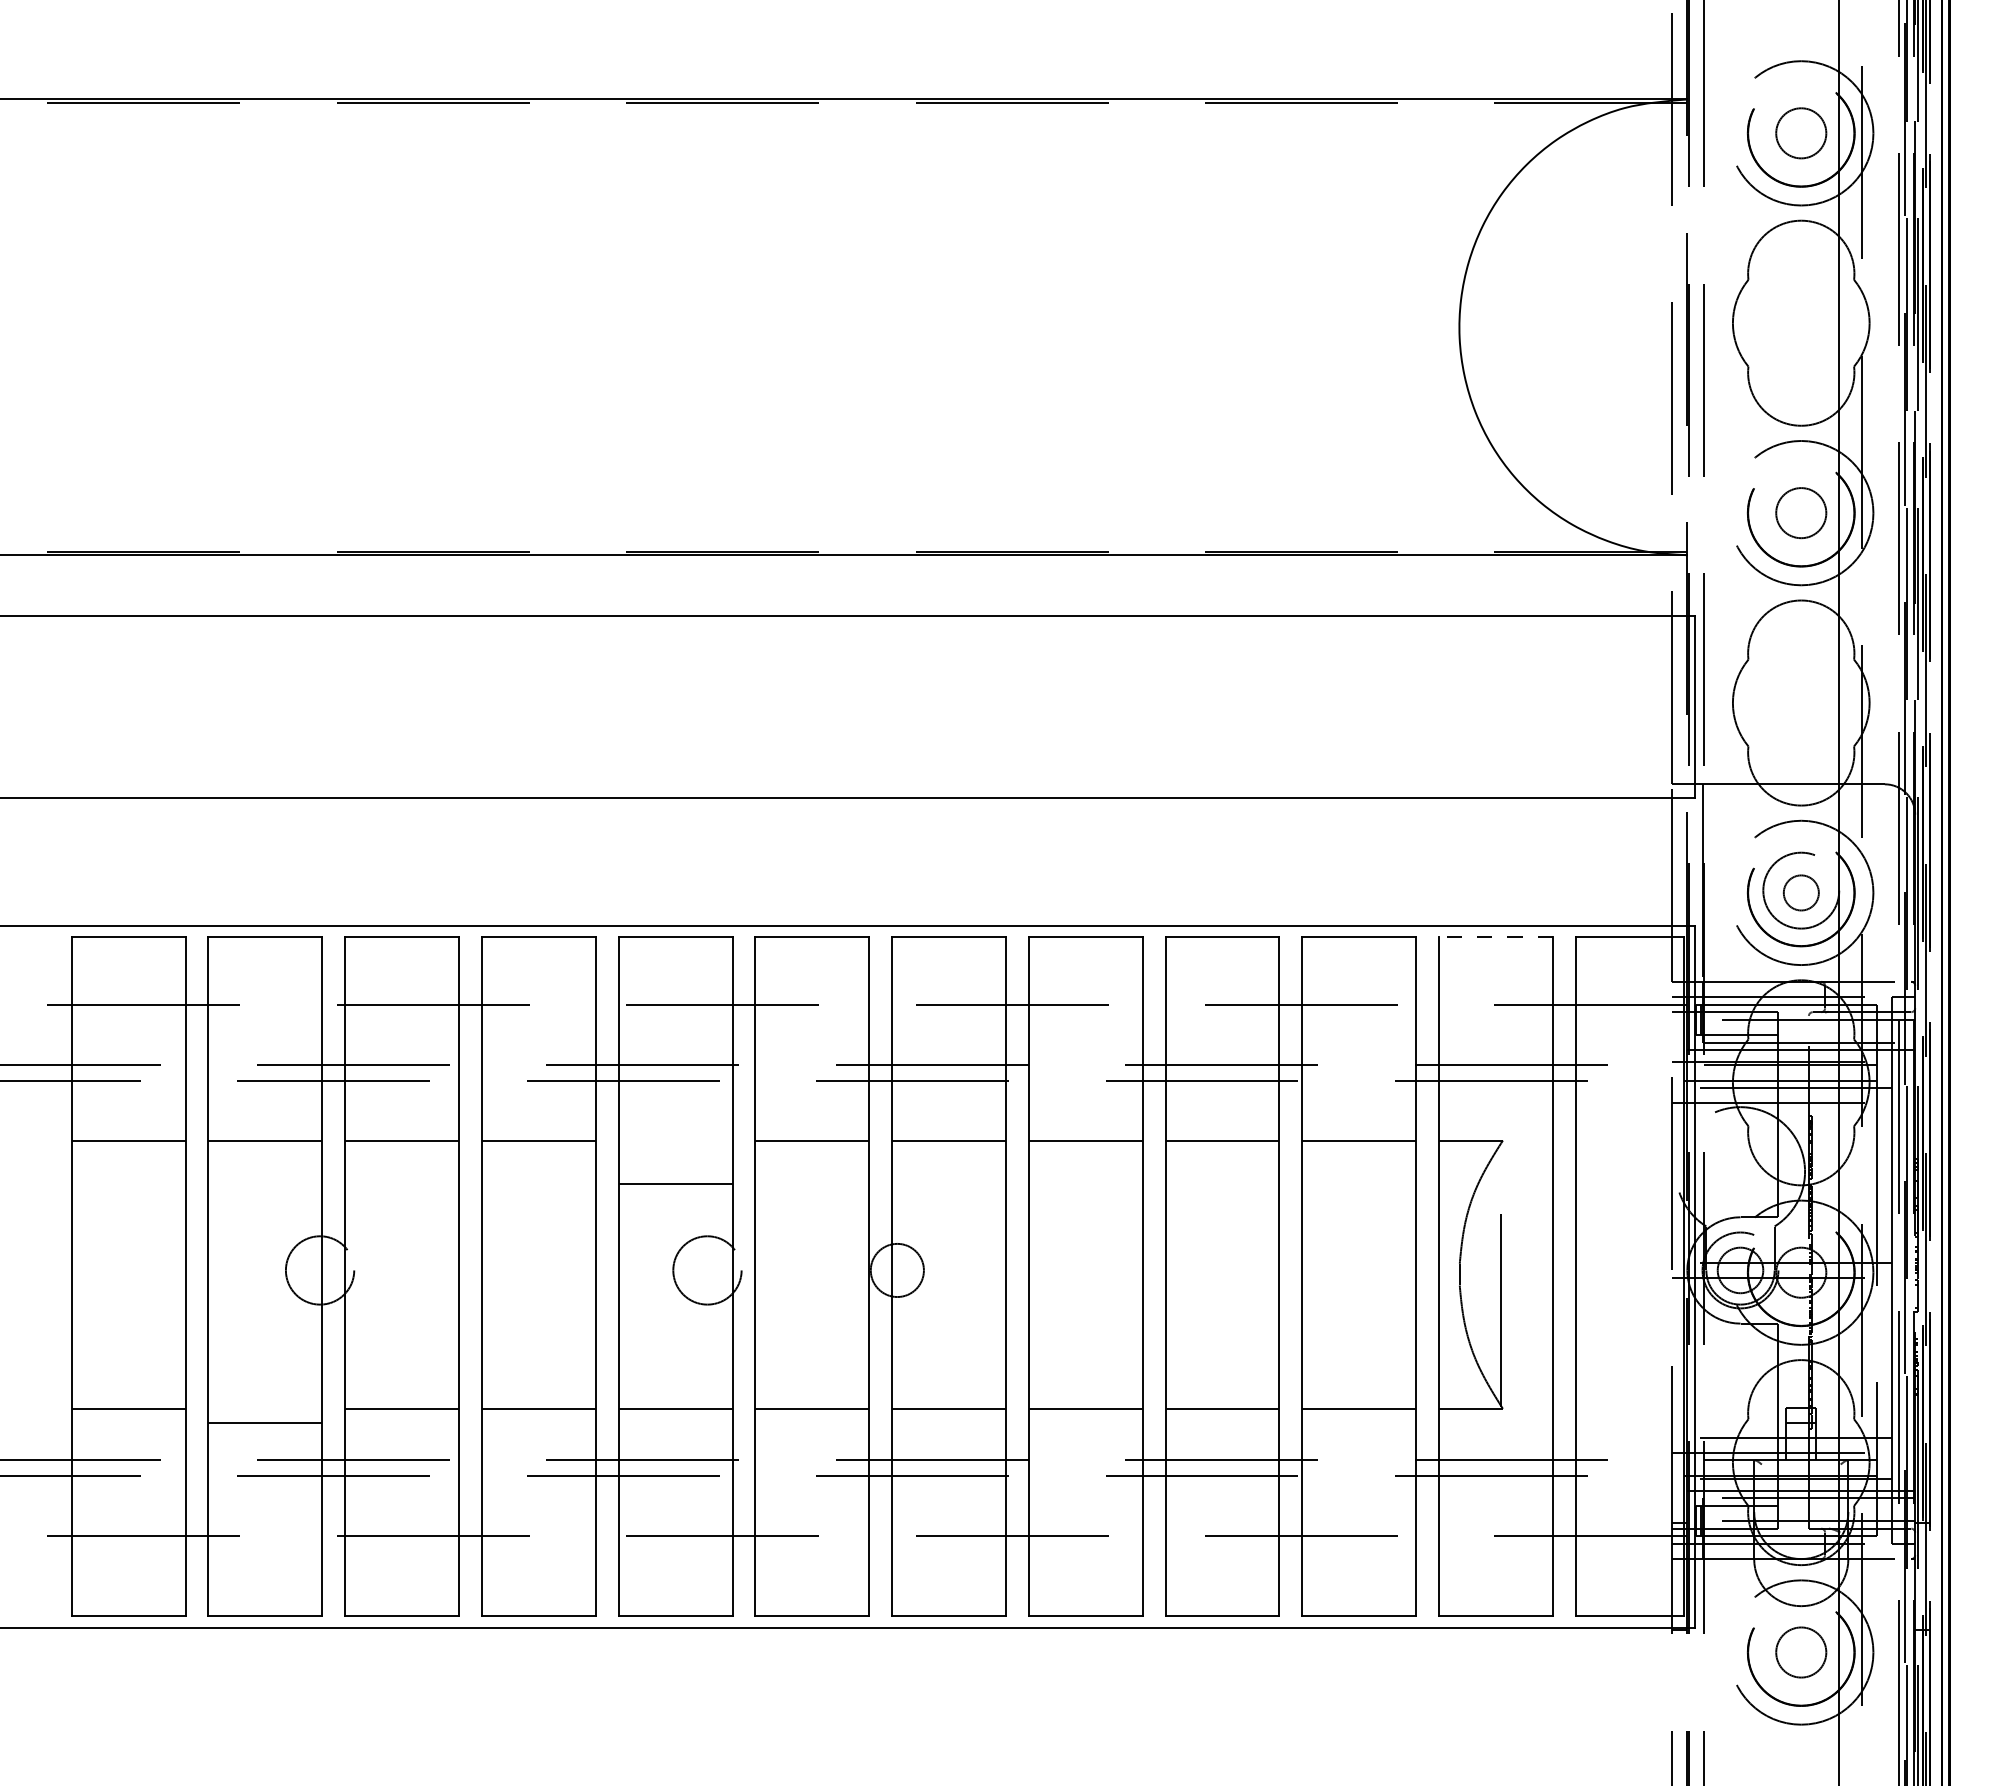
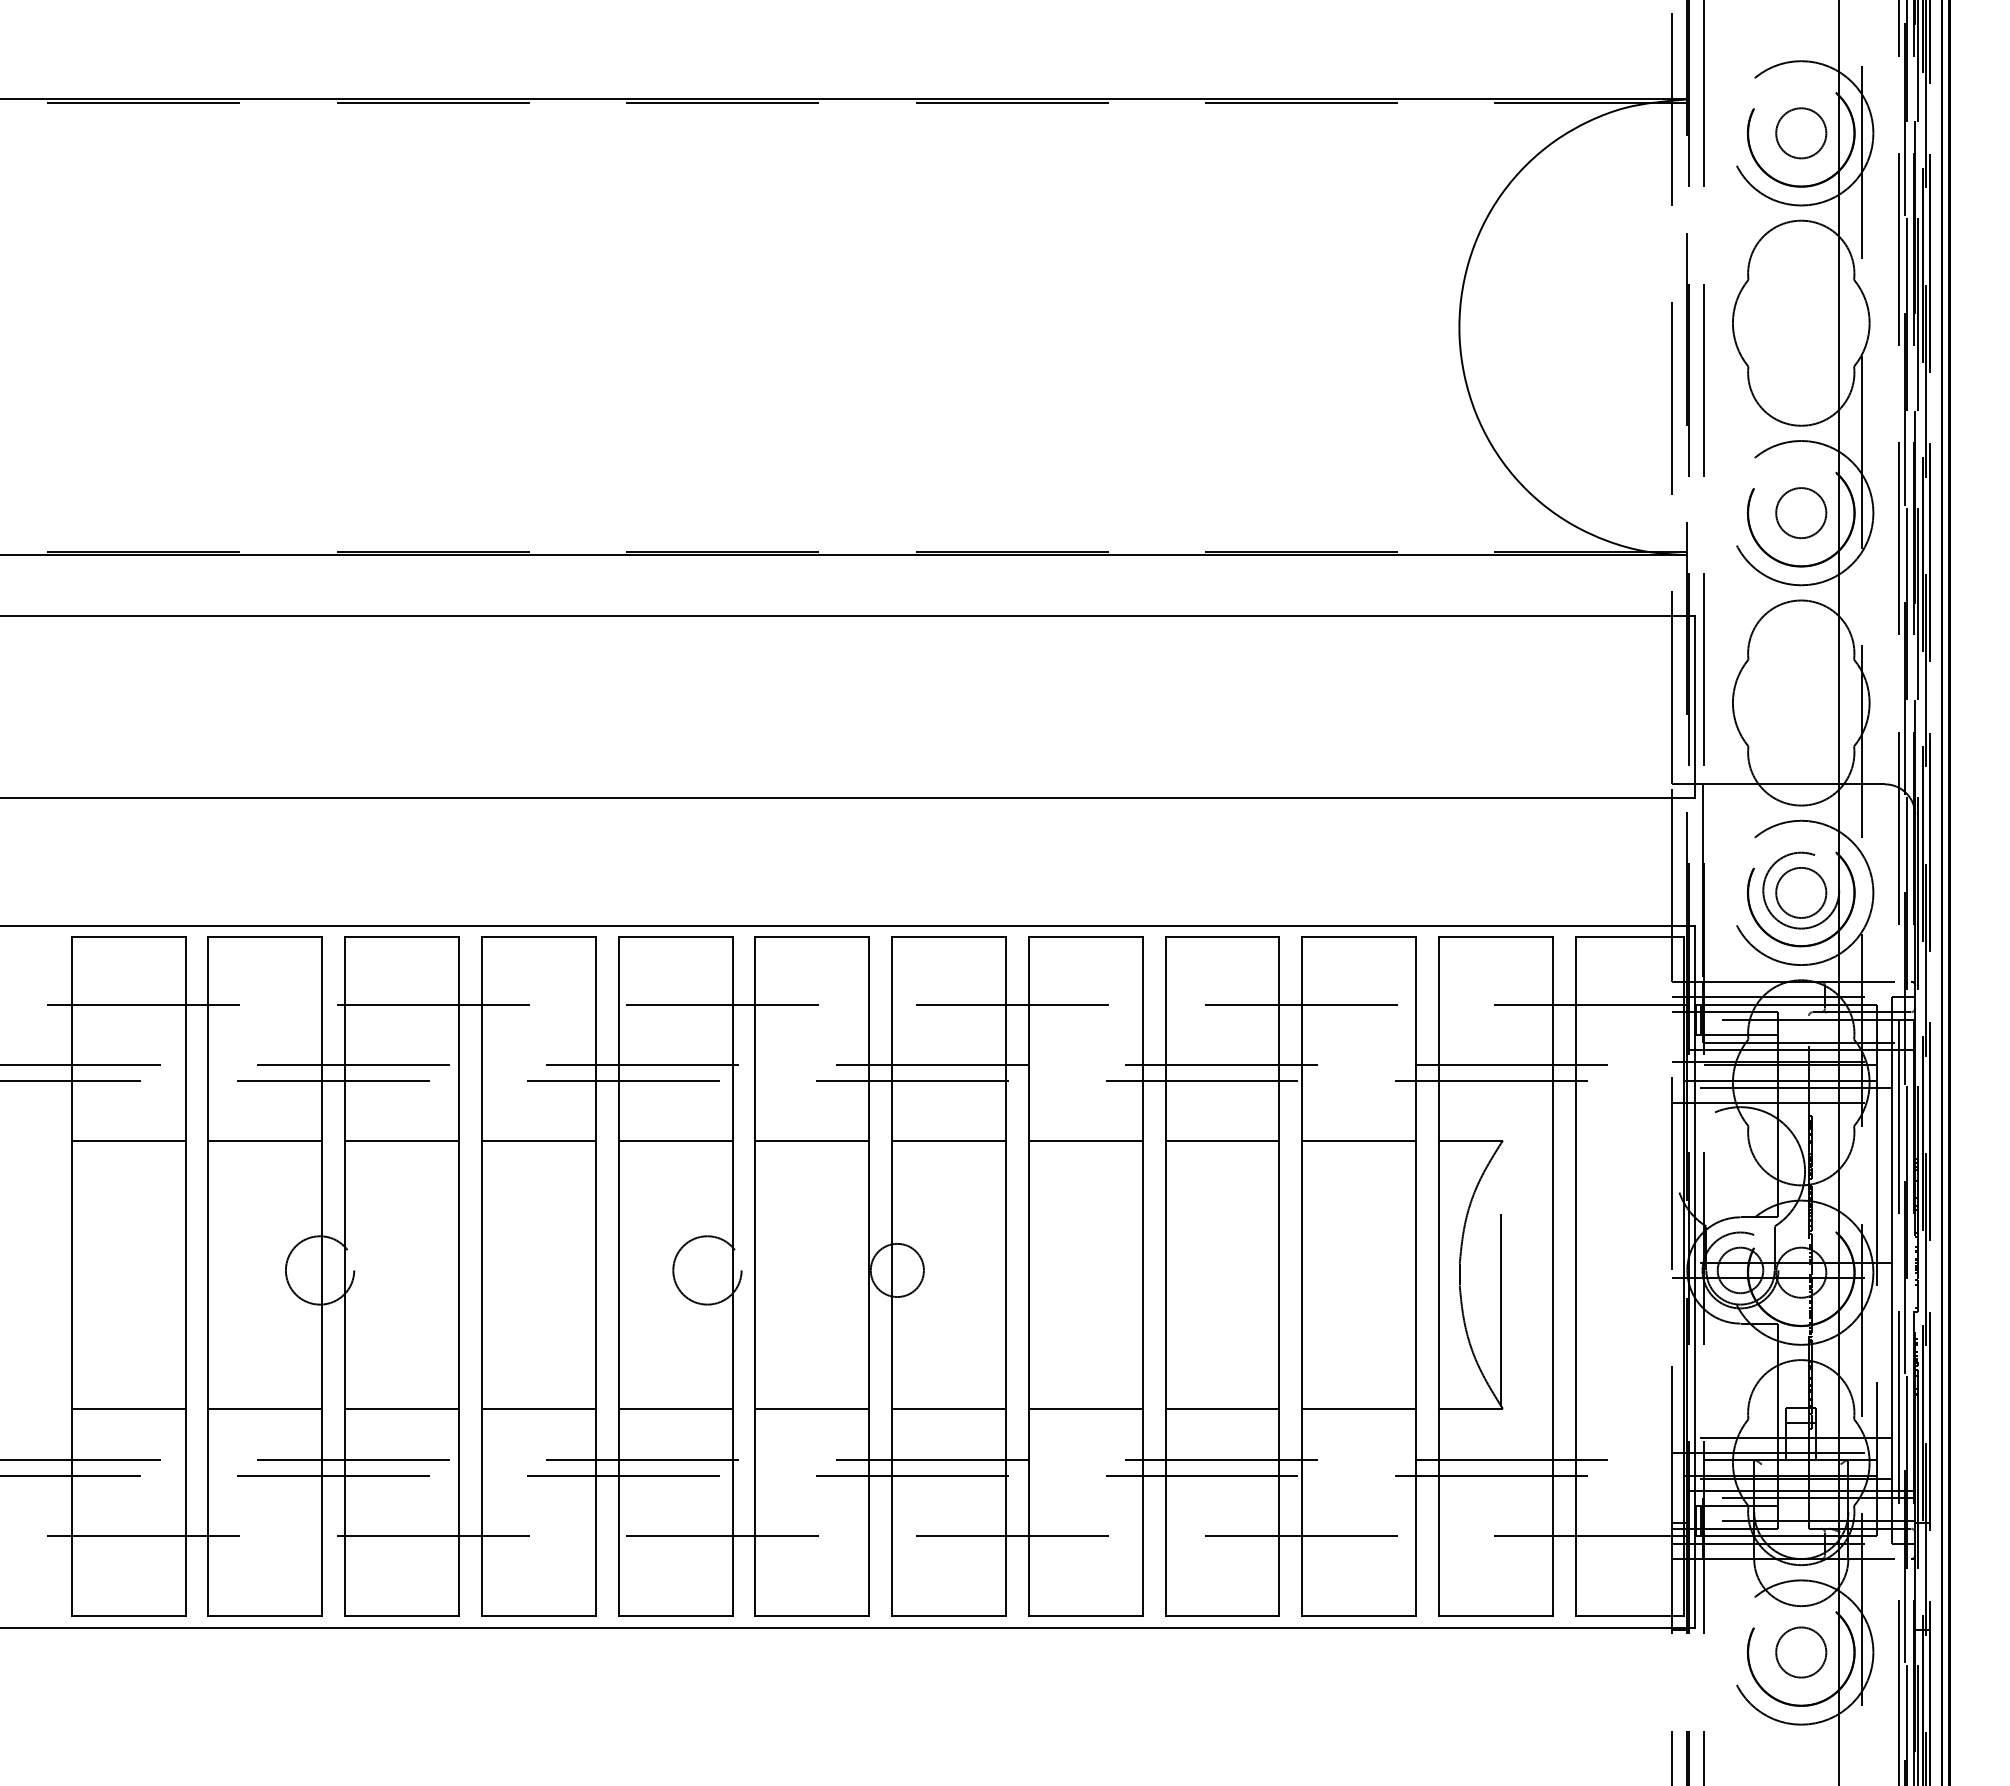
circle size: 38x38 px -> 53x52 px (1801, 892)
line: dashed -> solid (1495, 937)
line position: (675, 1183) -> (675, 1140) (675, 1140)
line position: (265, 1422) -> (265, 1408) (265, 1408)
